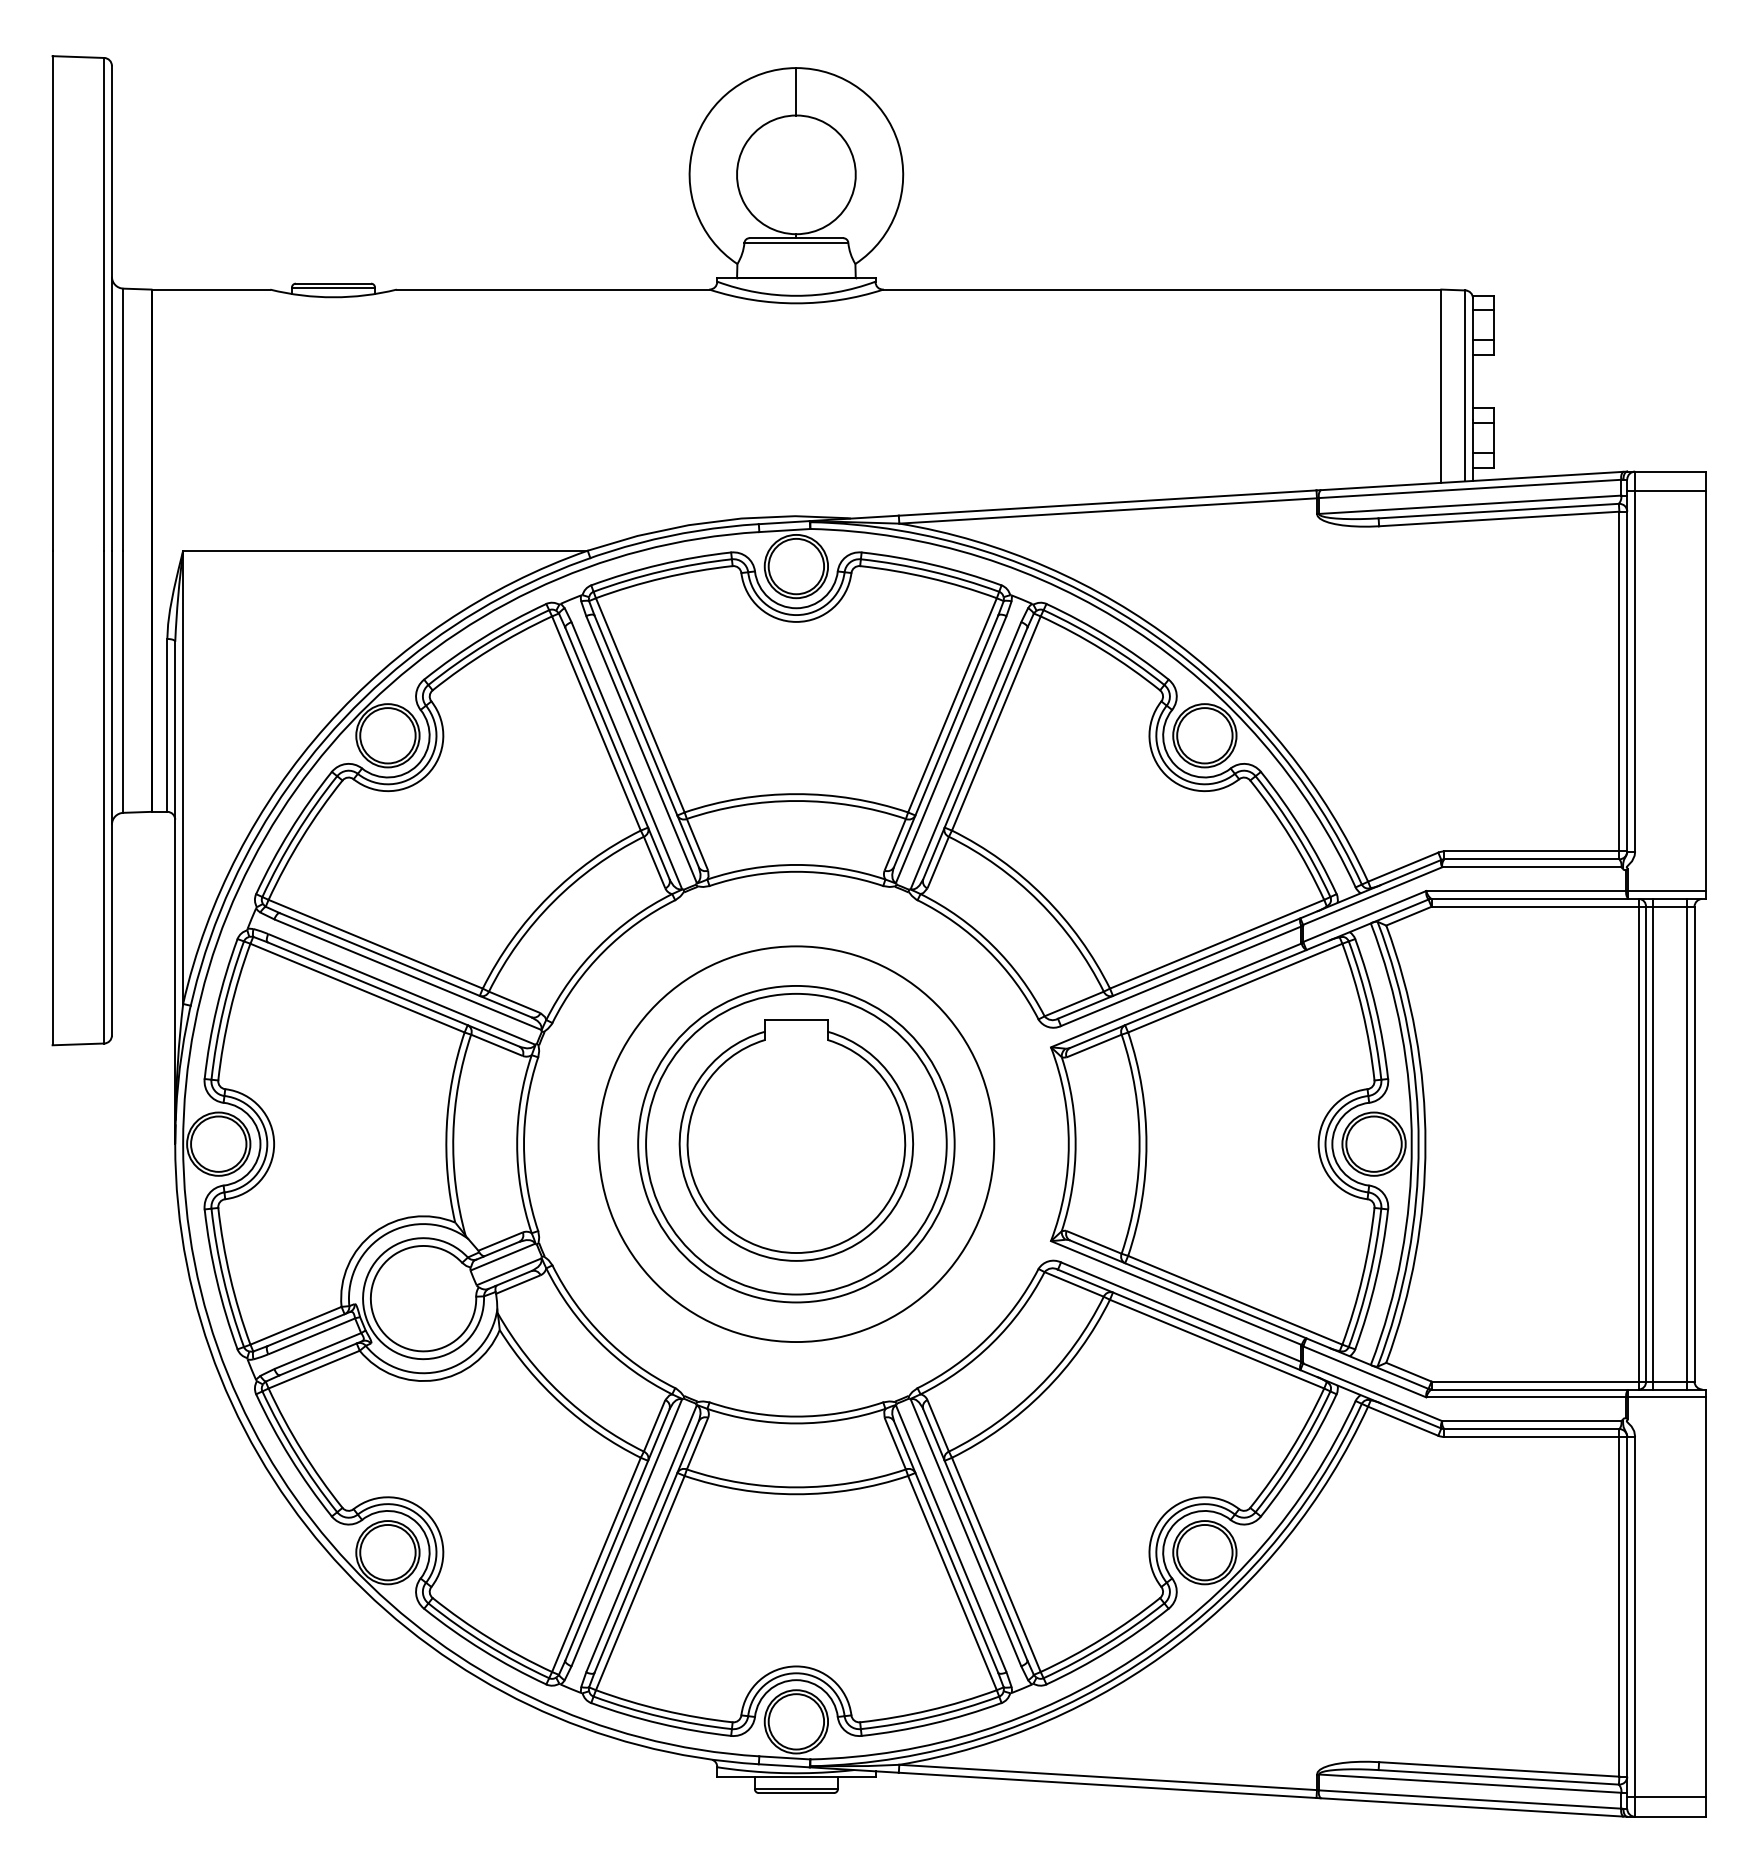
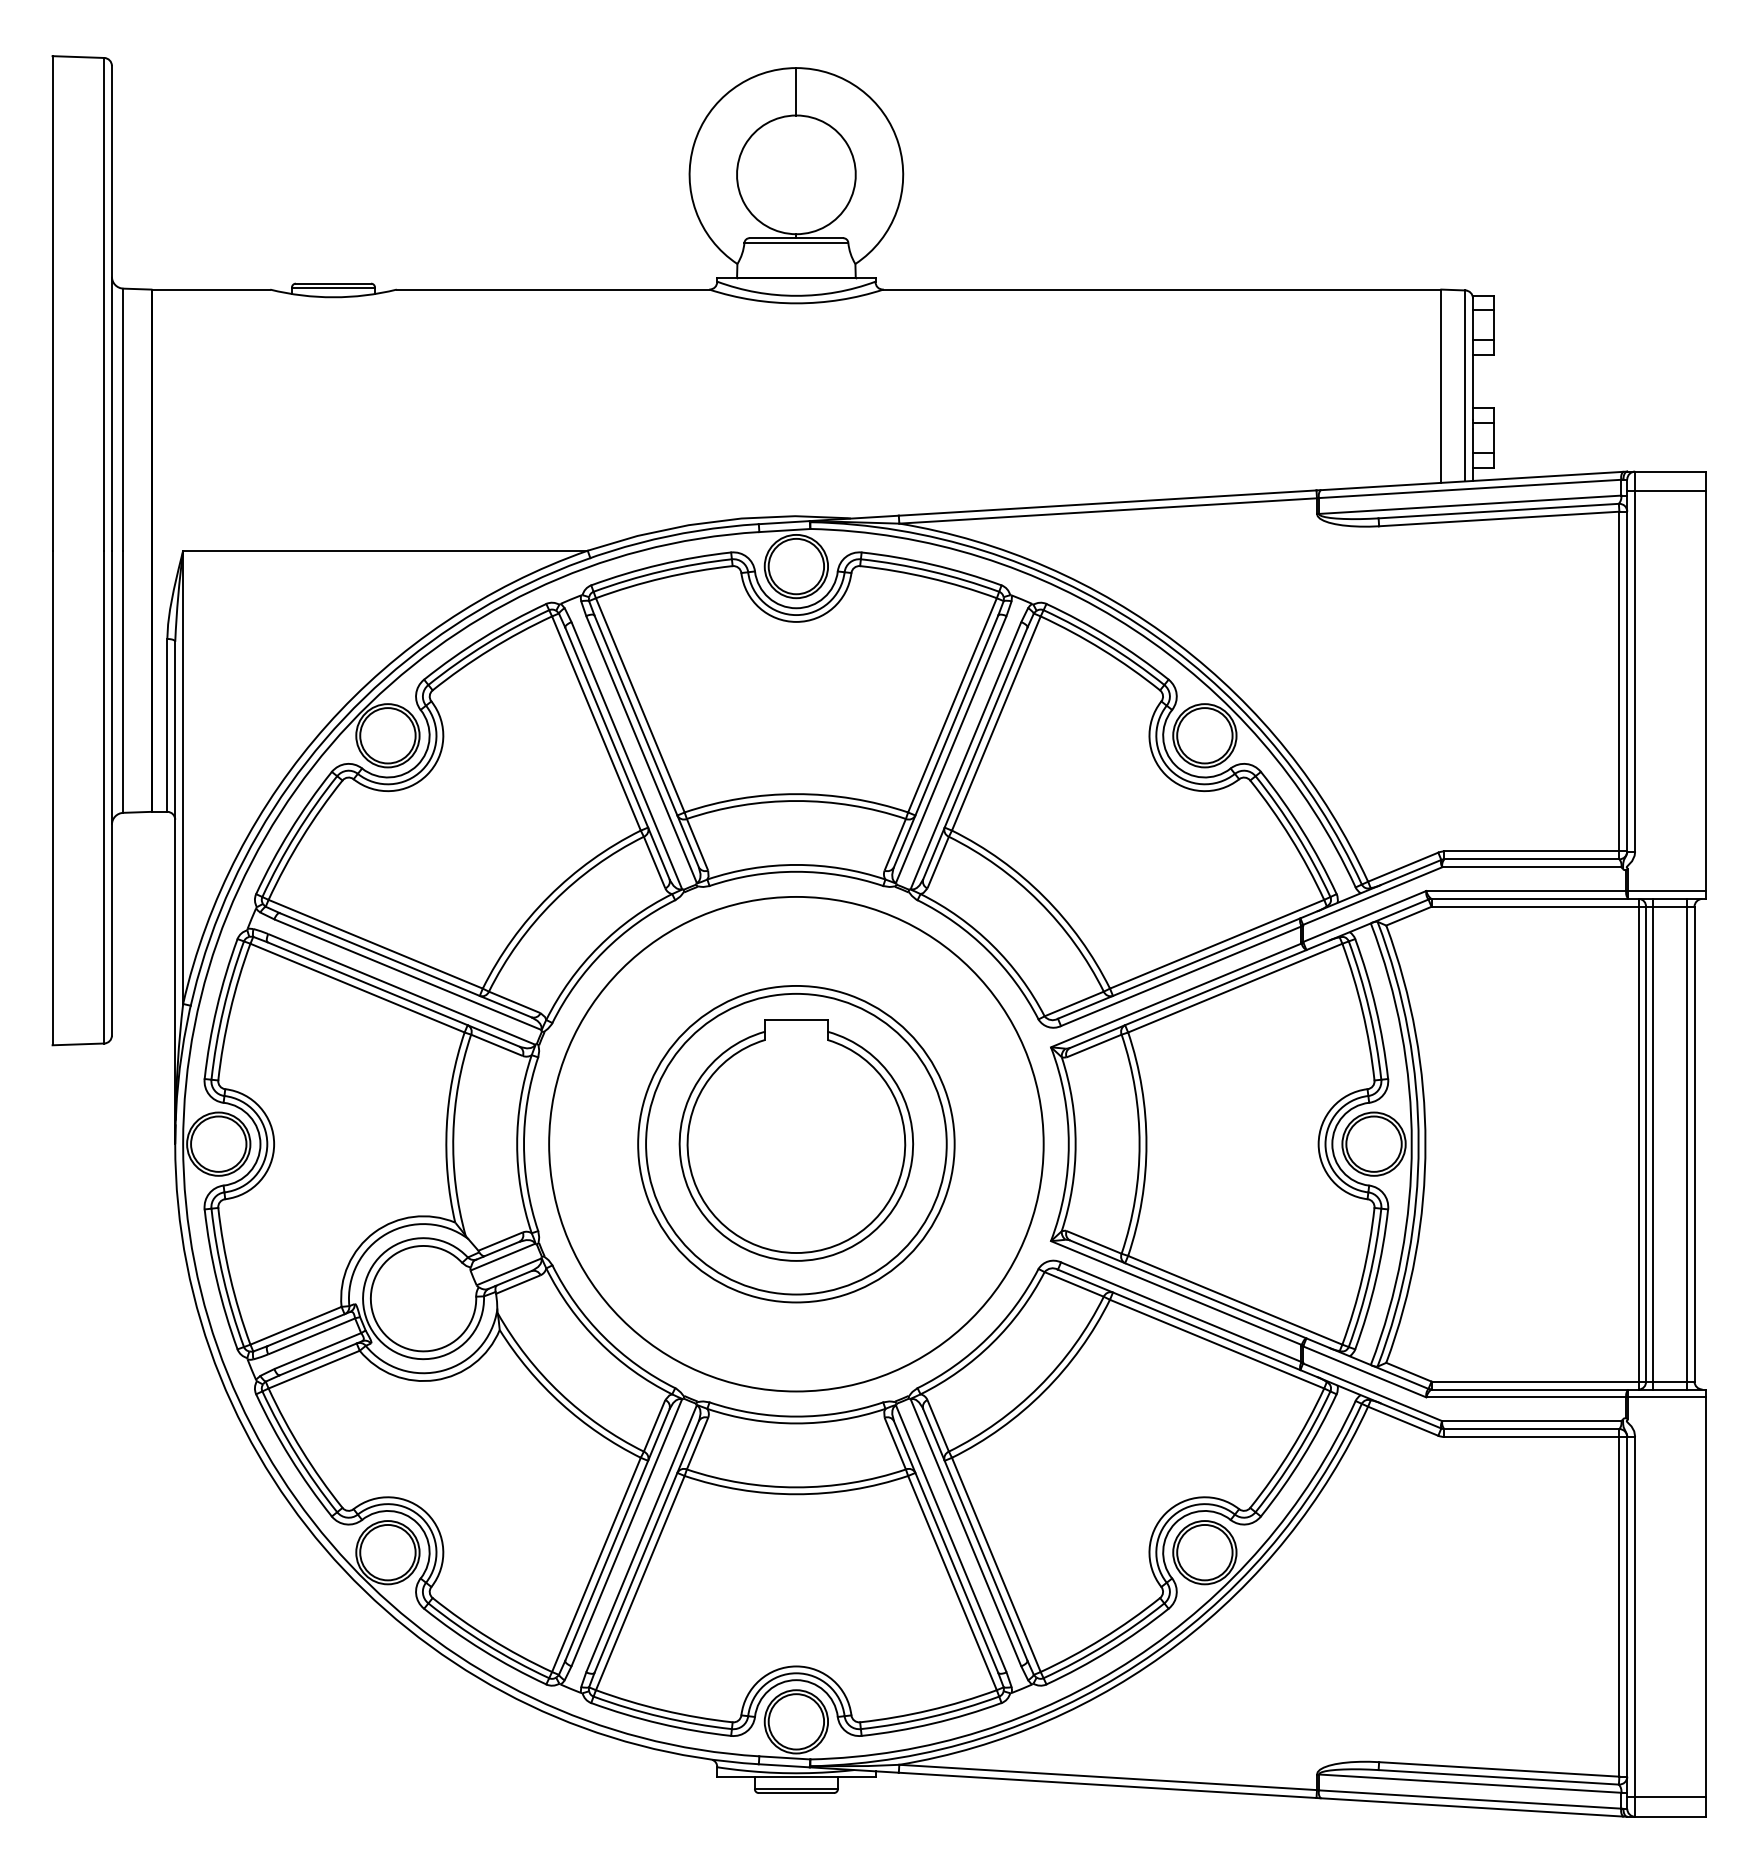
circle diameter: 396 px -> 495 px (796, 1143)
